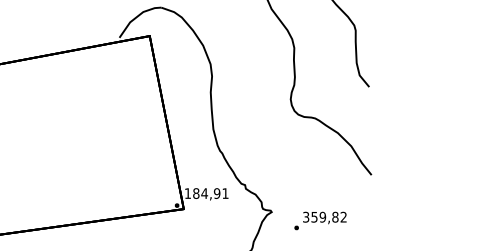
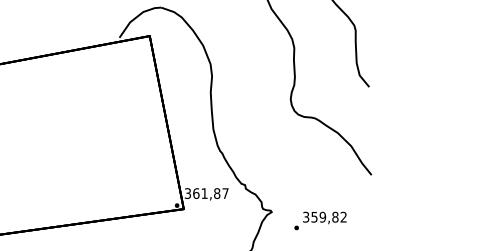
text: 184,91 -> 361,87 (206, 193)
